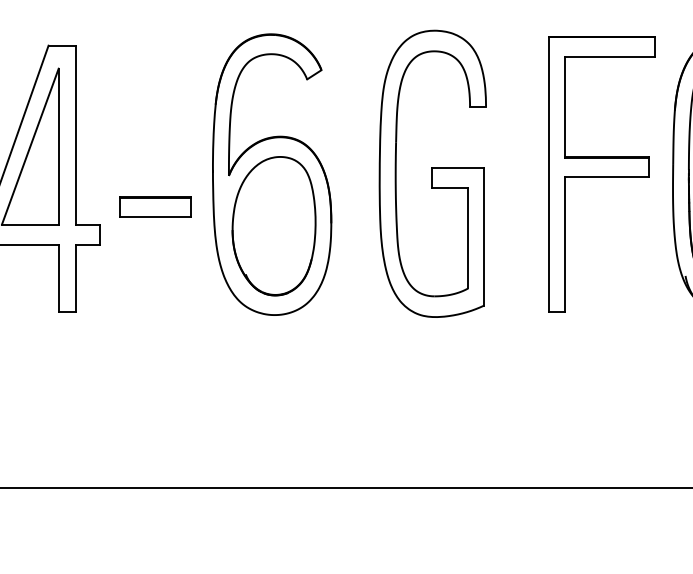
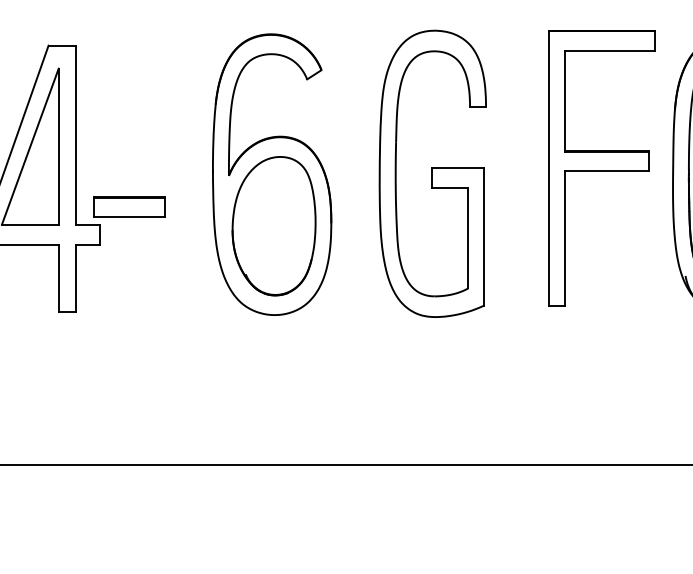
part position: (601, 174) -> (601, 168) (601, 168)
part position: (155, 206) -> (129, 206) (129, 206)
line position: (345, 488) -> (345, 465) (345, 465)
